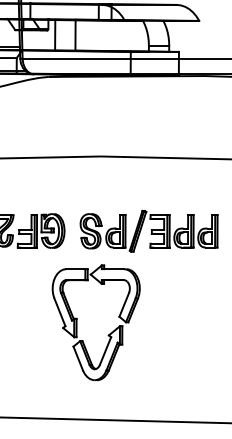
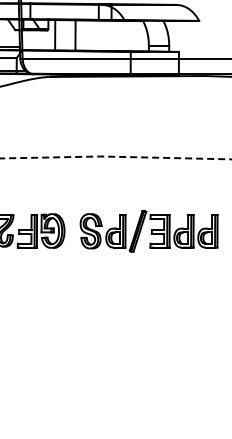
line: solid -> dashed (114, 156)
part: present -> none (108, 334)
line: present -> none (115, 420)
